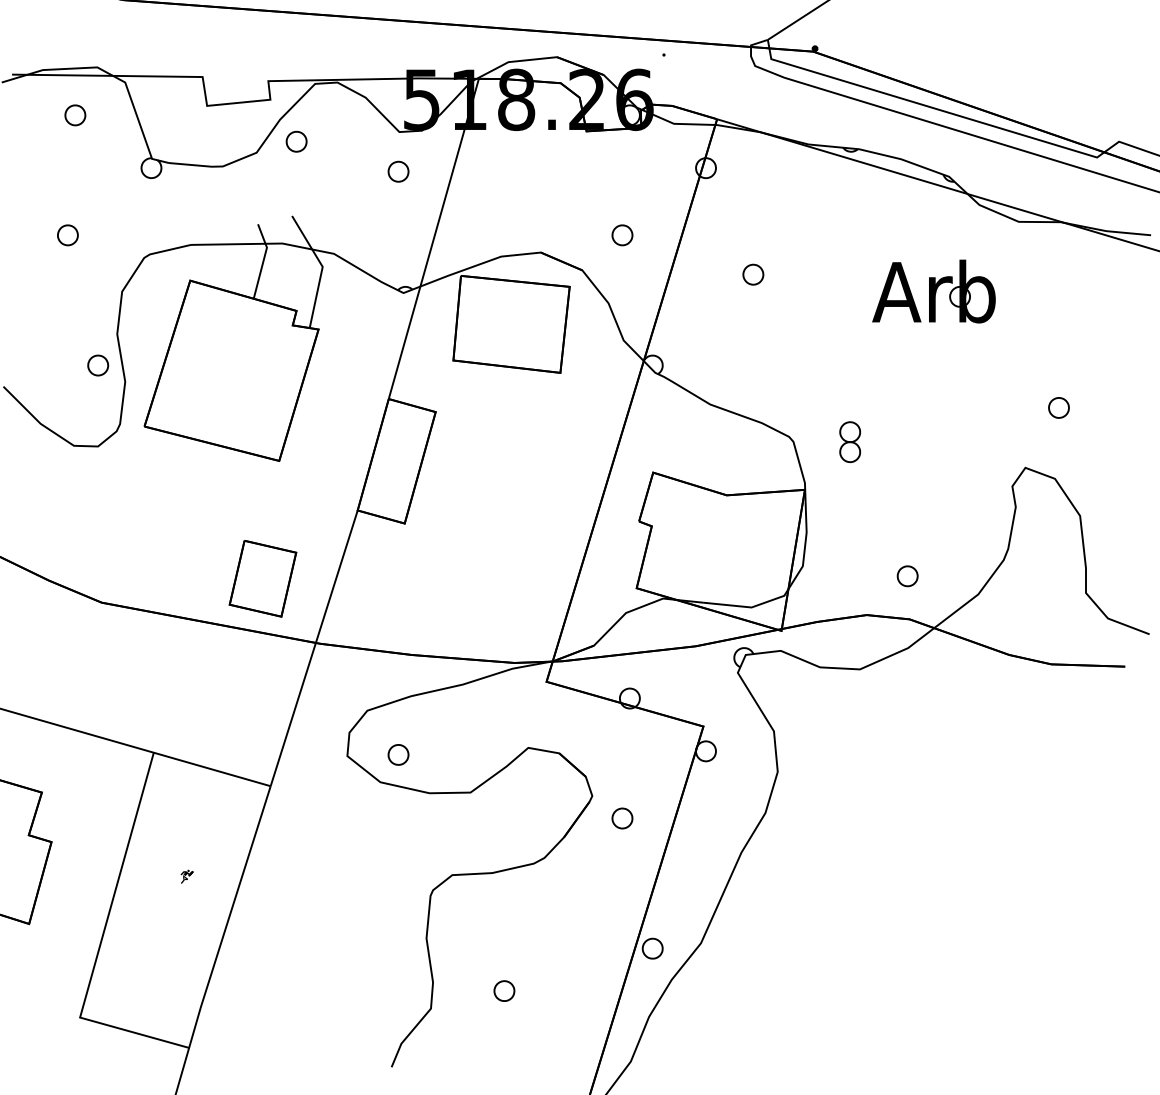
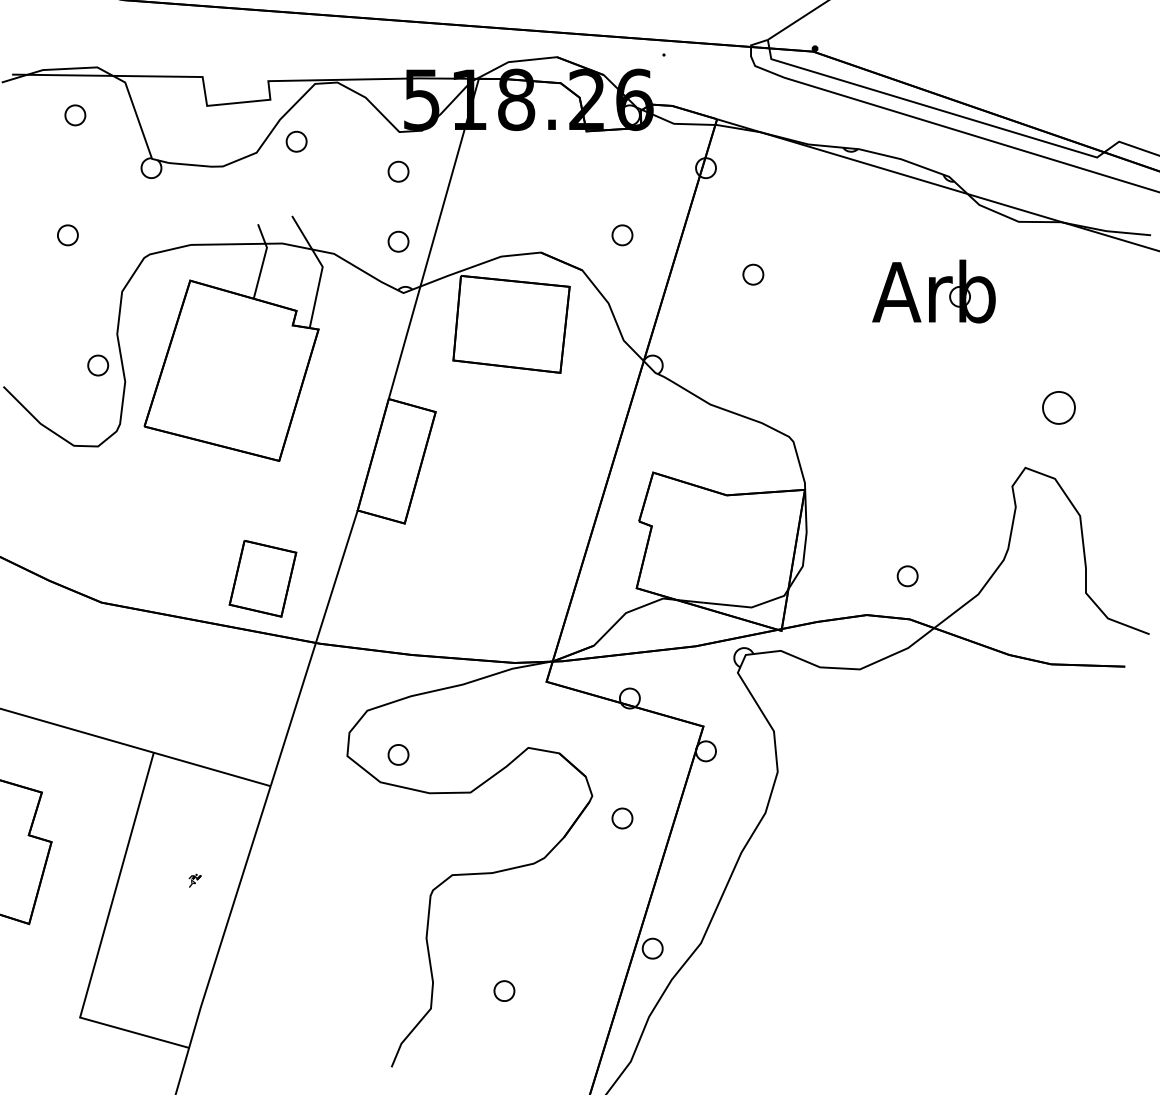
part: none -> present (398, 241)
part size: 22x22 px -> 34x34 px (1058, 407)
part: present -> none (850, 441)
part position: (186, 876) -> (194, 880) (194, 880)
